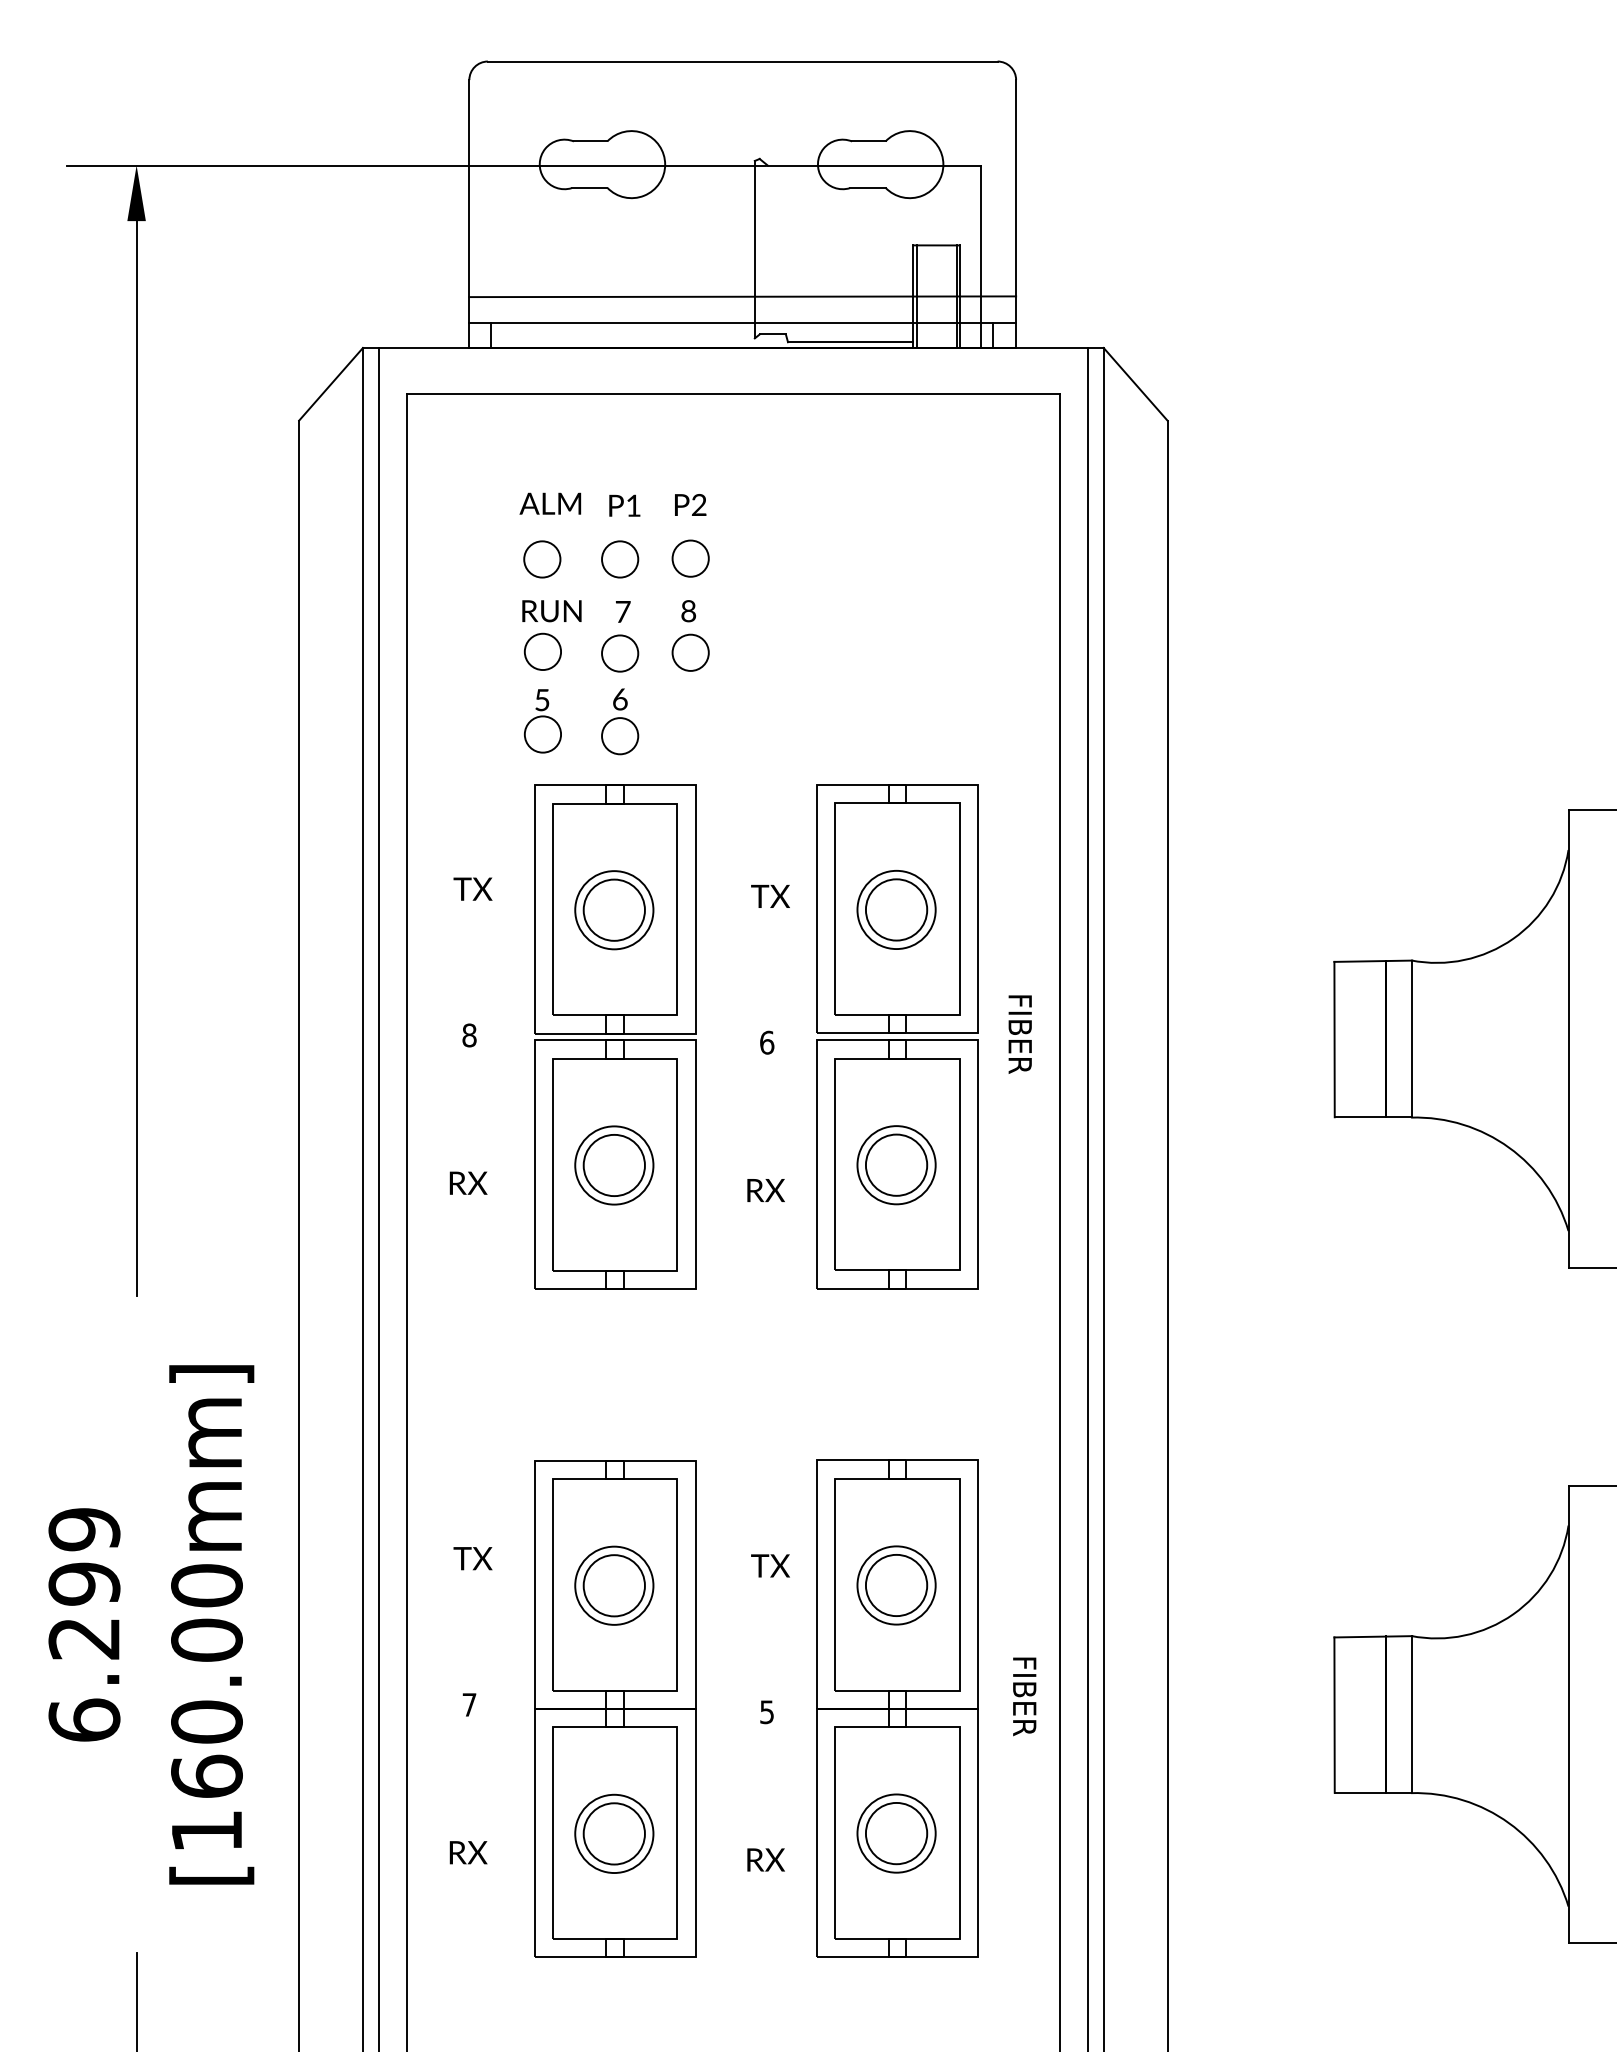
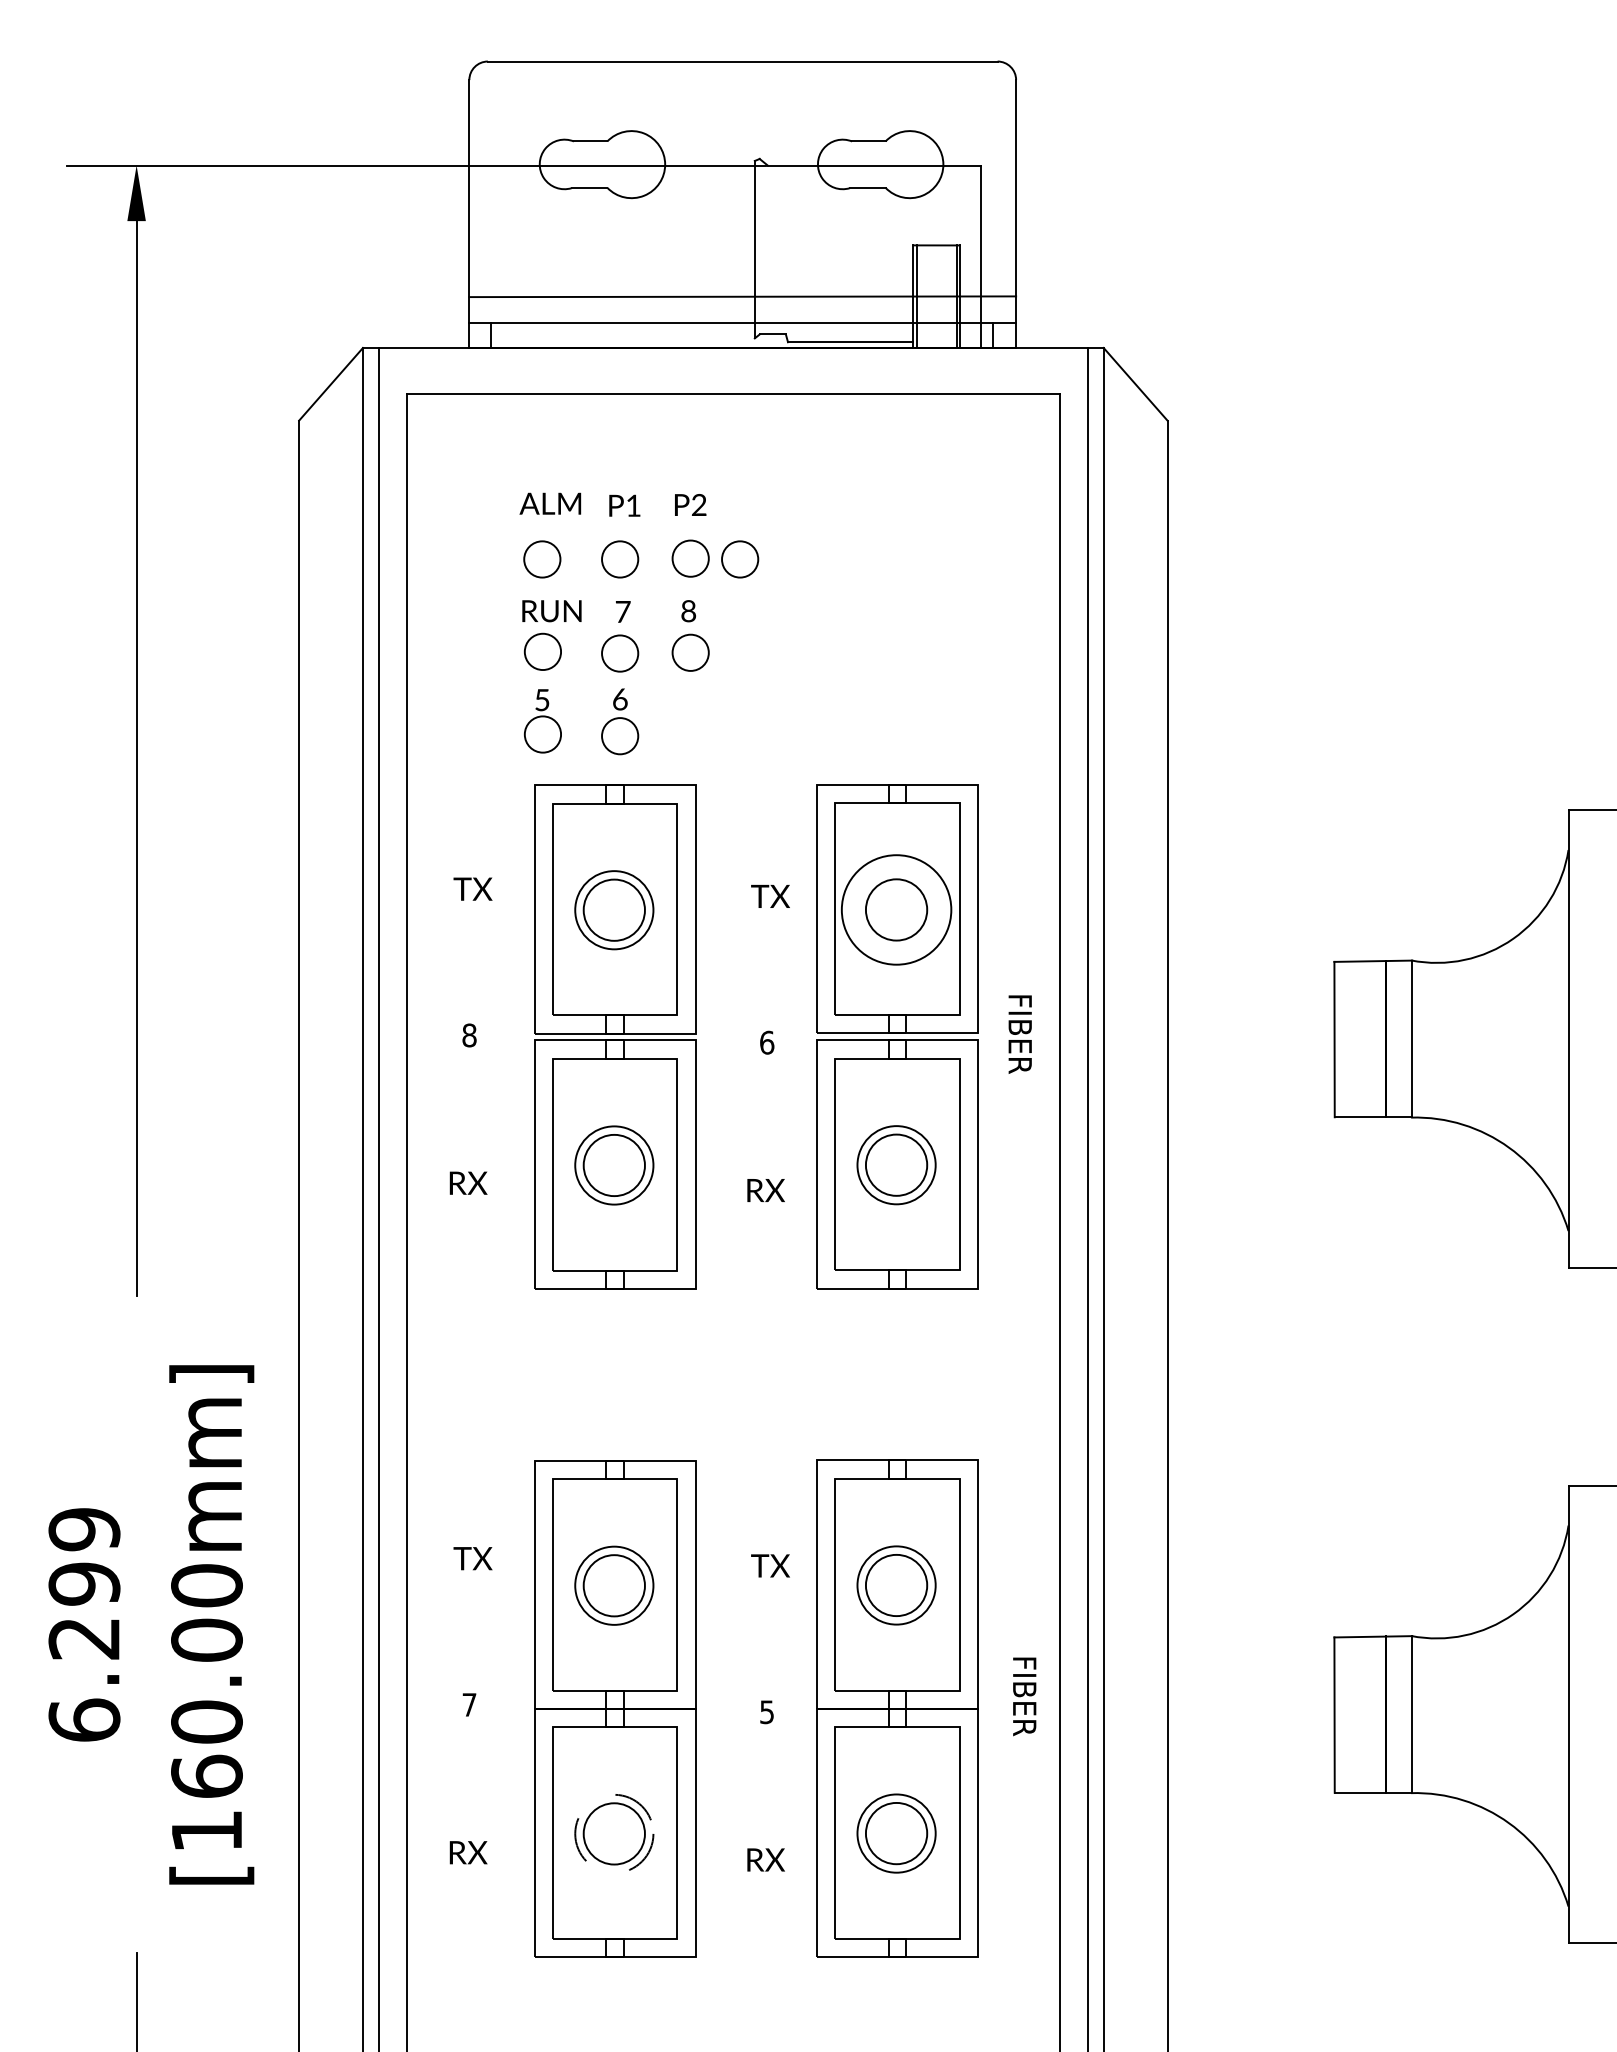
circle: none -> present (740, 559)
circle diameter: 78 px -> 110 px (896, 909)
circle: solid -> dashed (614, 1833)
